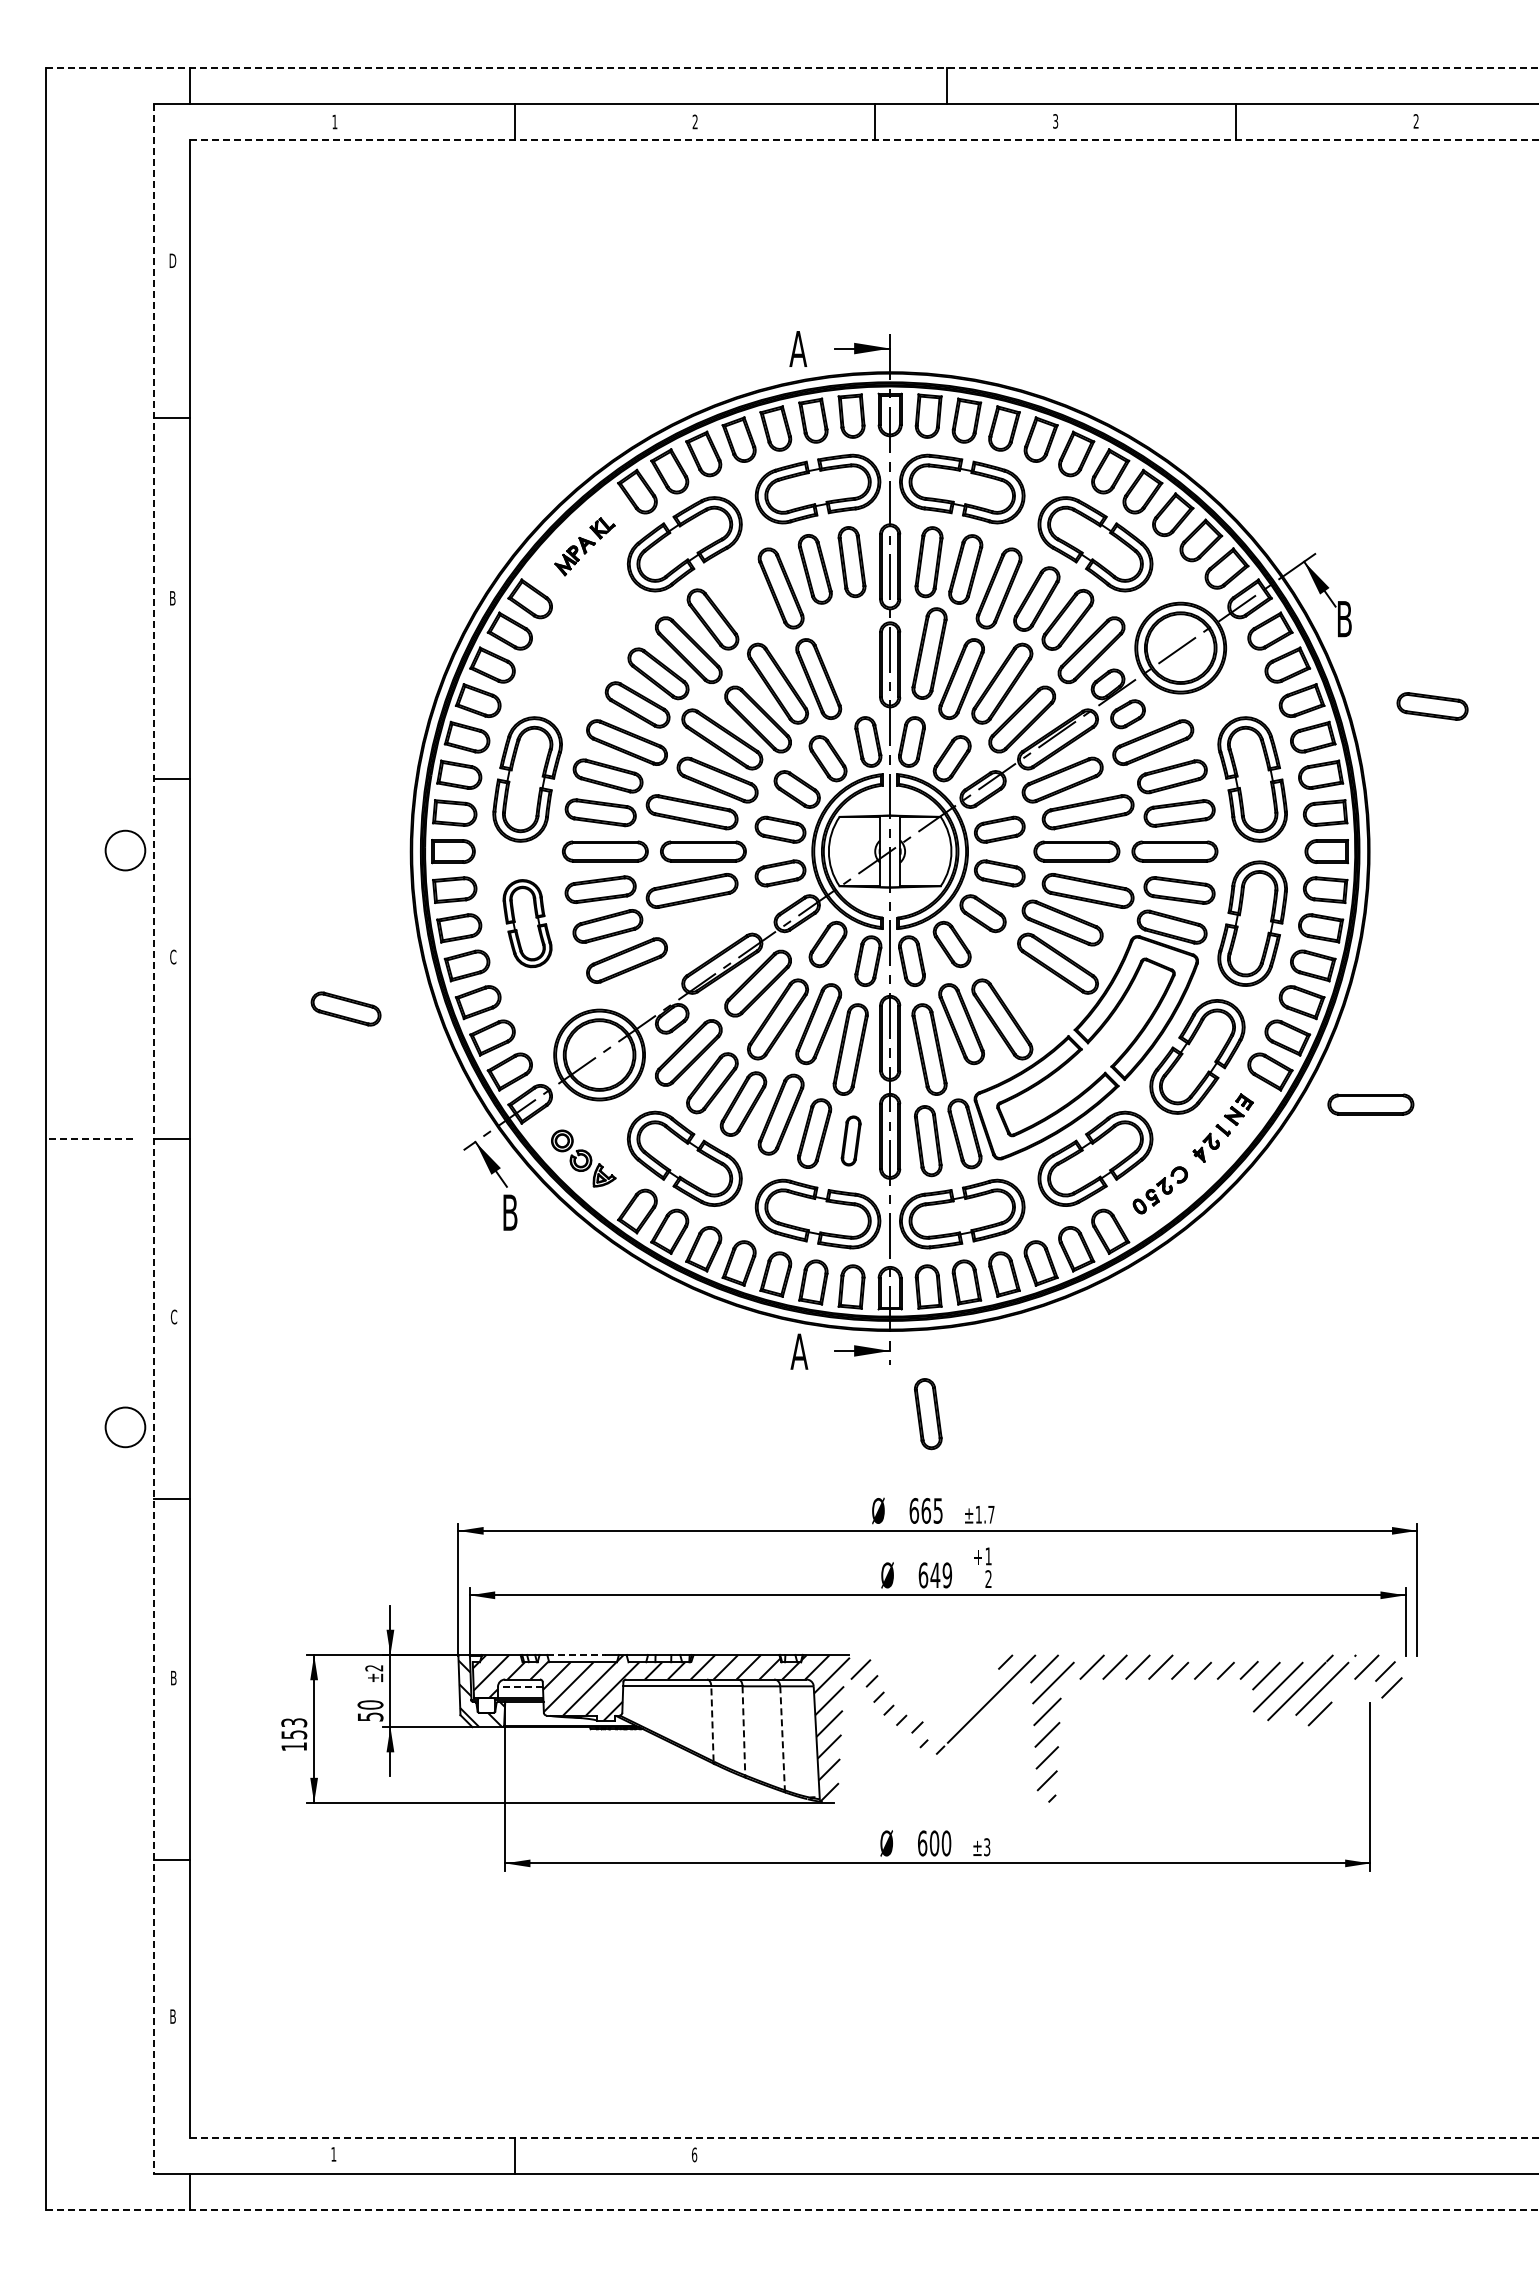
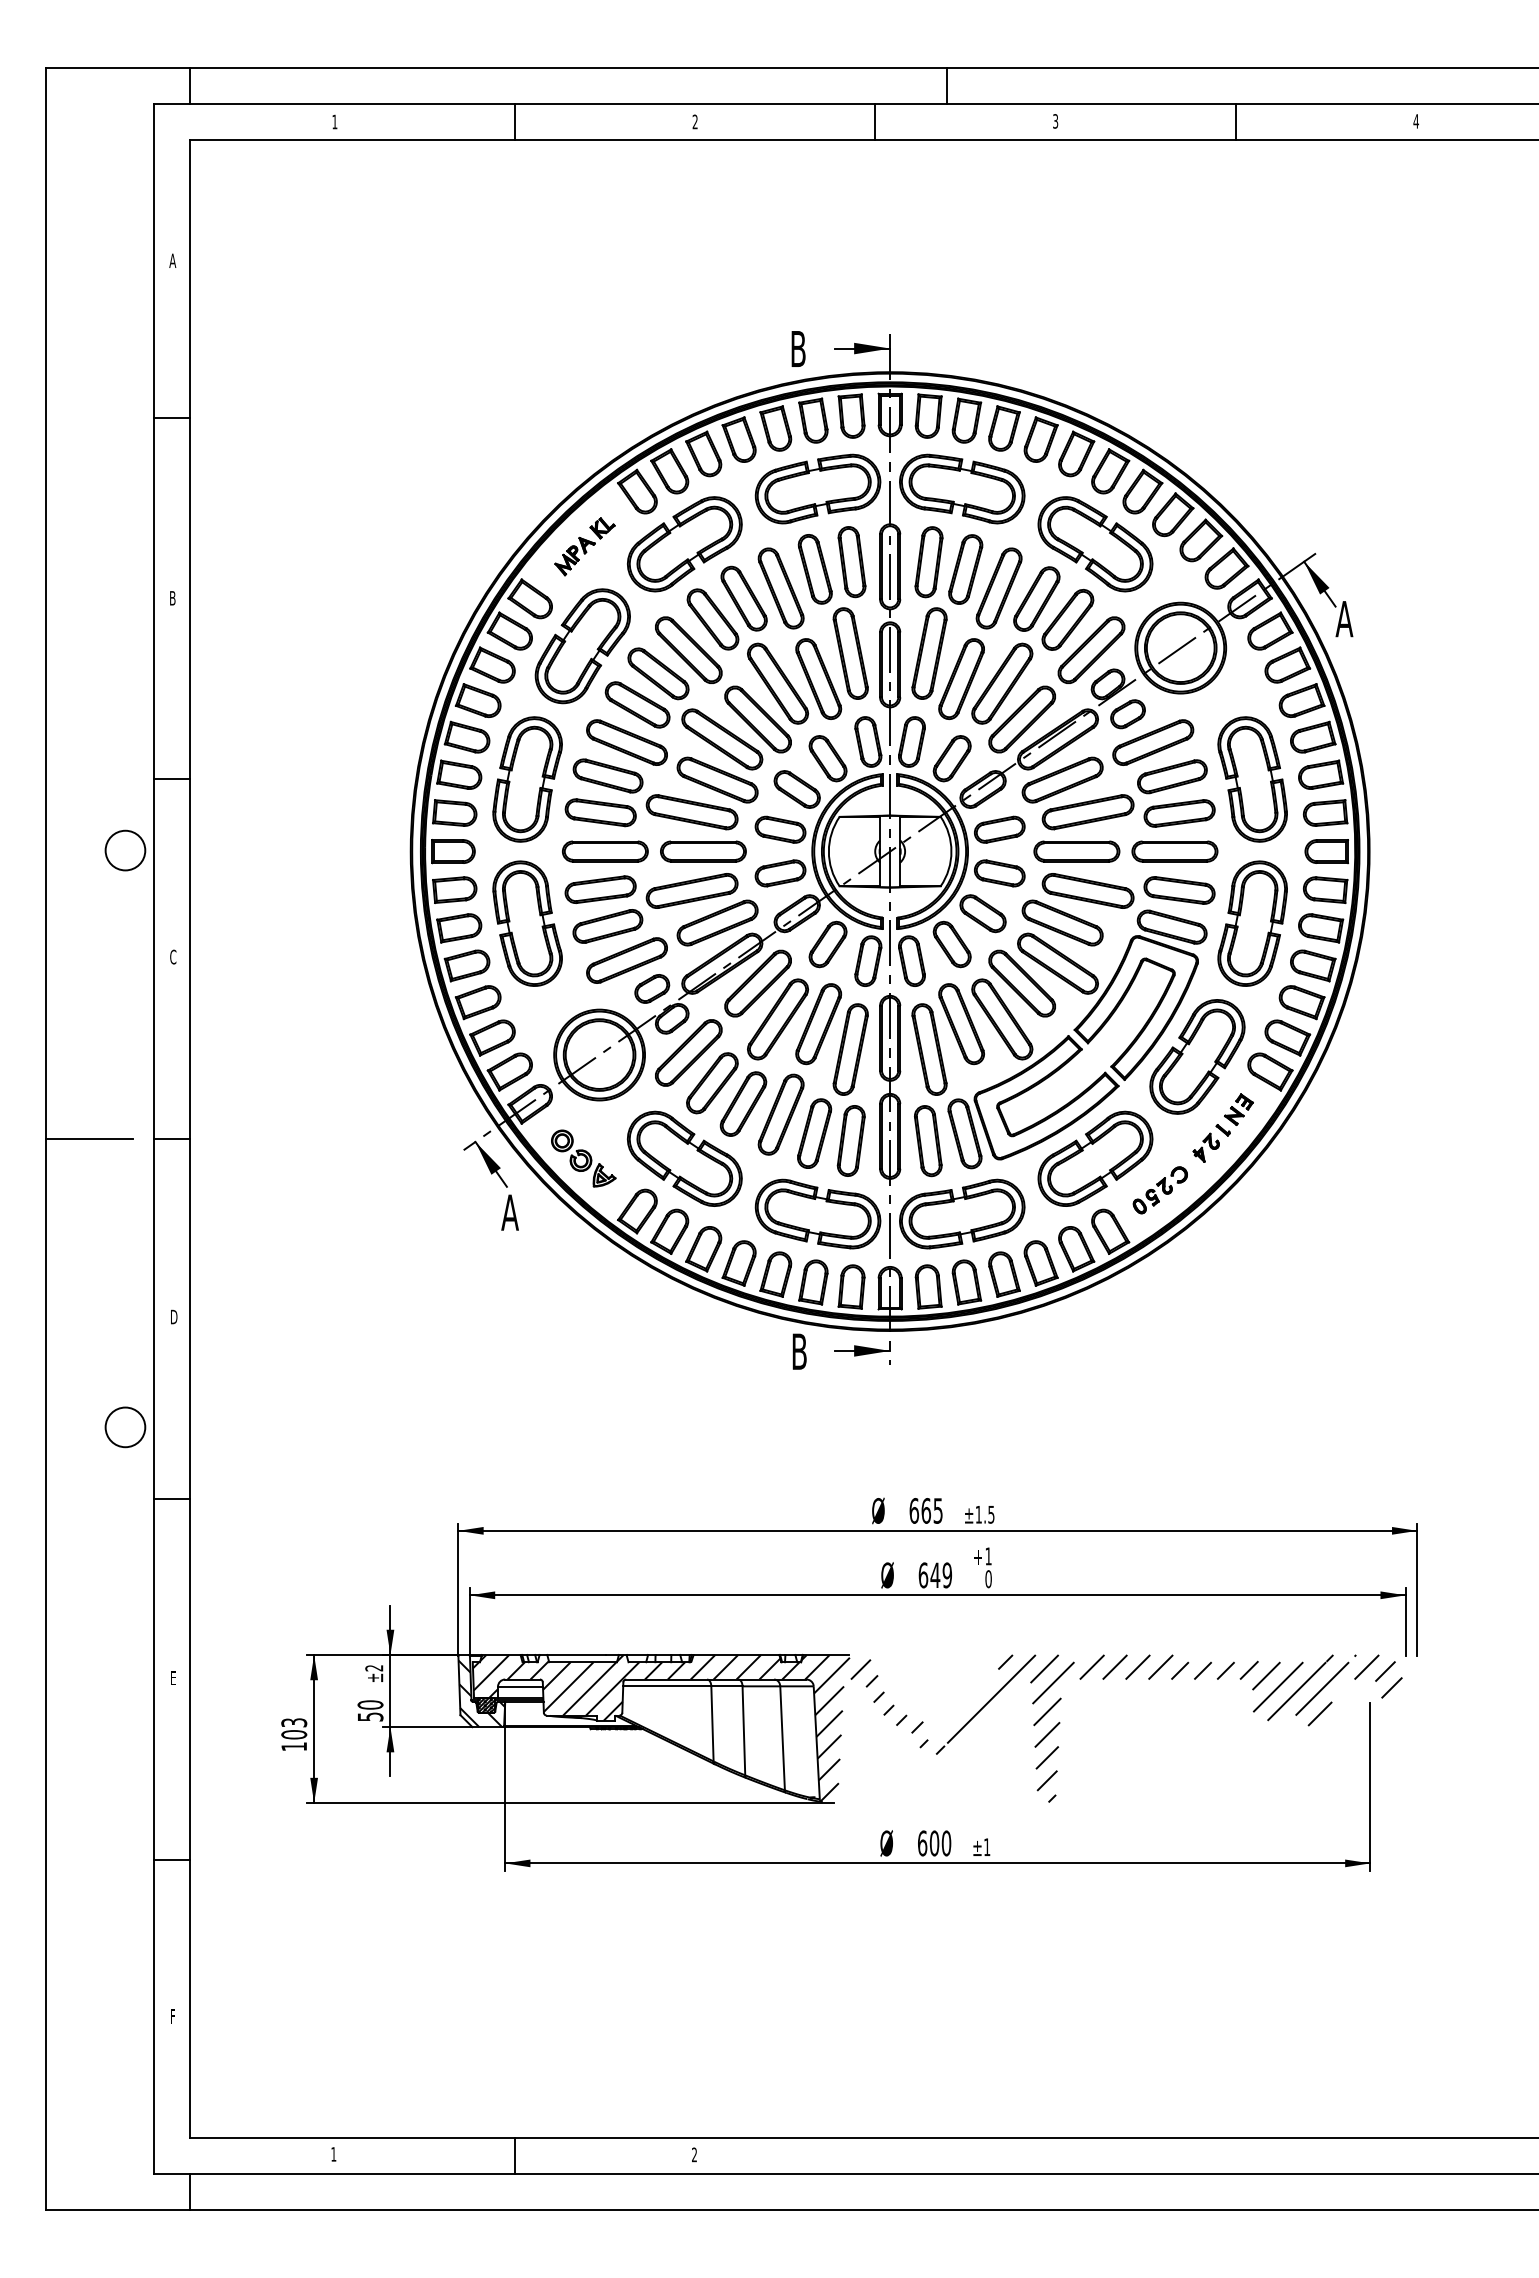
line: dashed -> solid (792, 68)
text: 2 -> 4 (1415, 121)
line: dashed -> solid (864, 140)
text: D -> A (172, 260)
text: A -> B (798, 348)
part: none -> present (743, 598)
text: B -> A (1344, 619)
part: none -> present (582, 646)
part: none -> present (850, 653)
part: present -> none (1432, 706)
part: none -> present (717, 922)
part size: 51x90 px -> 71x127 px (527, 923)
part: none -> present (1021, 983)
part: none -> present (652, 988)
part: present -> none (345, 1008)
part: present -> none (1370, 1104)
line: dashed -> solid (88, 1139)
line: dashed -> solid (154, 1139)
part size: 22x52 px -> 30x72 px (850, 1140)
text: B -> A (509, 1212)
text: C -> D (174, 1316)
text: A -> B (799, 1351)
part: present -> none (928, 1414)
text: ±1.7 -> ±1.5 (991, 1514)
text: 2 -> 0 (988, 1579)
line: dashed -> solid (577, 1655)
text: B -> E (173, 1677)
line: dashed -> solid (520, 1686)
hatch: none -> present (486, 1705)
line: dashed -> solid (712, 1723)
line: dashed -> solid (743, 1730)
text: 153 -> 103 (294, 1734)
line: dashed -> solid (782, 1738)
text: ±3 -> ±1 (987, 1847)
text: B -> F (172, 2016)
line: dashed -> solid (864, 2137)
text: 6 -> 2 (694, 2154)
line: dashed -> solid (792, 2209)
